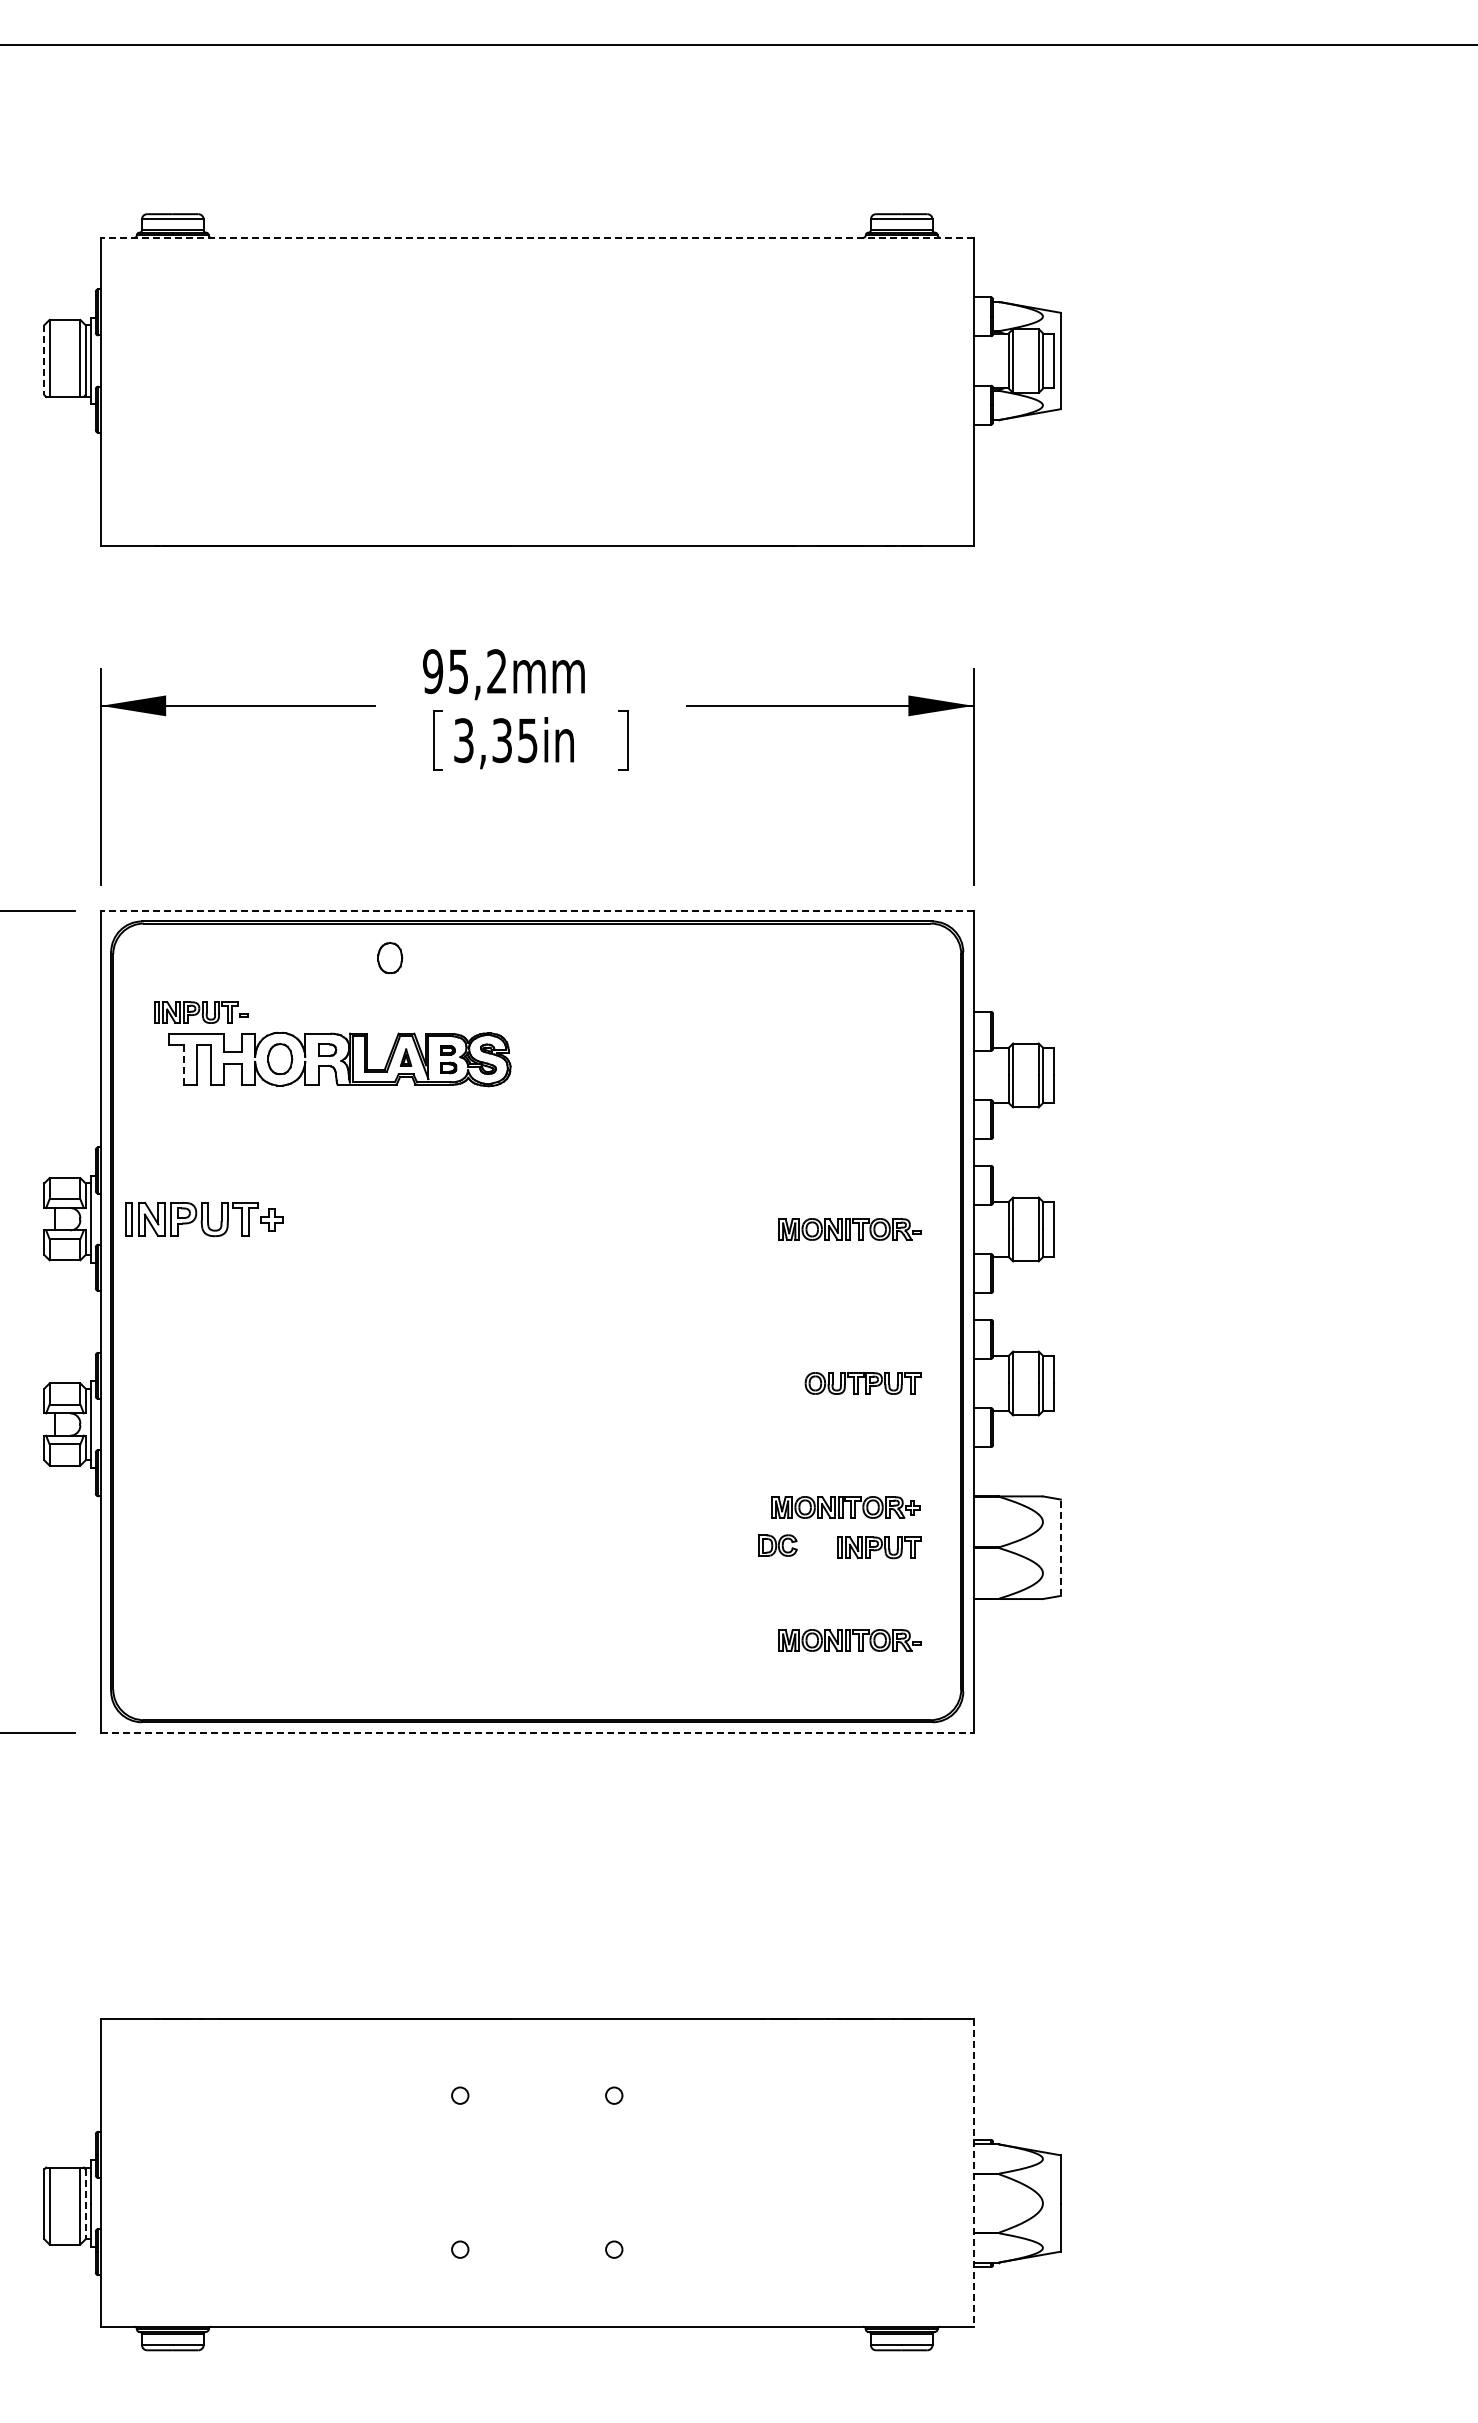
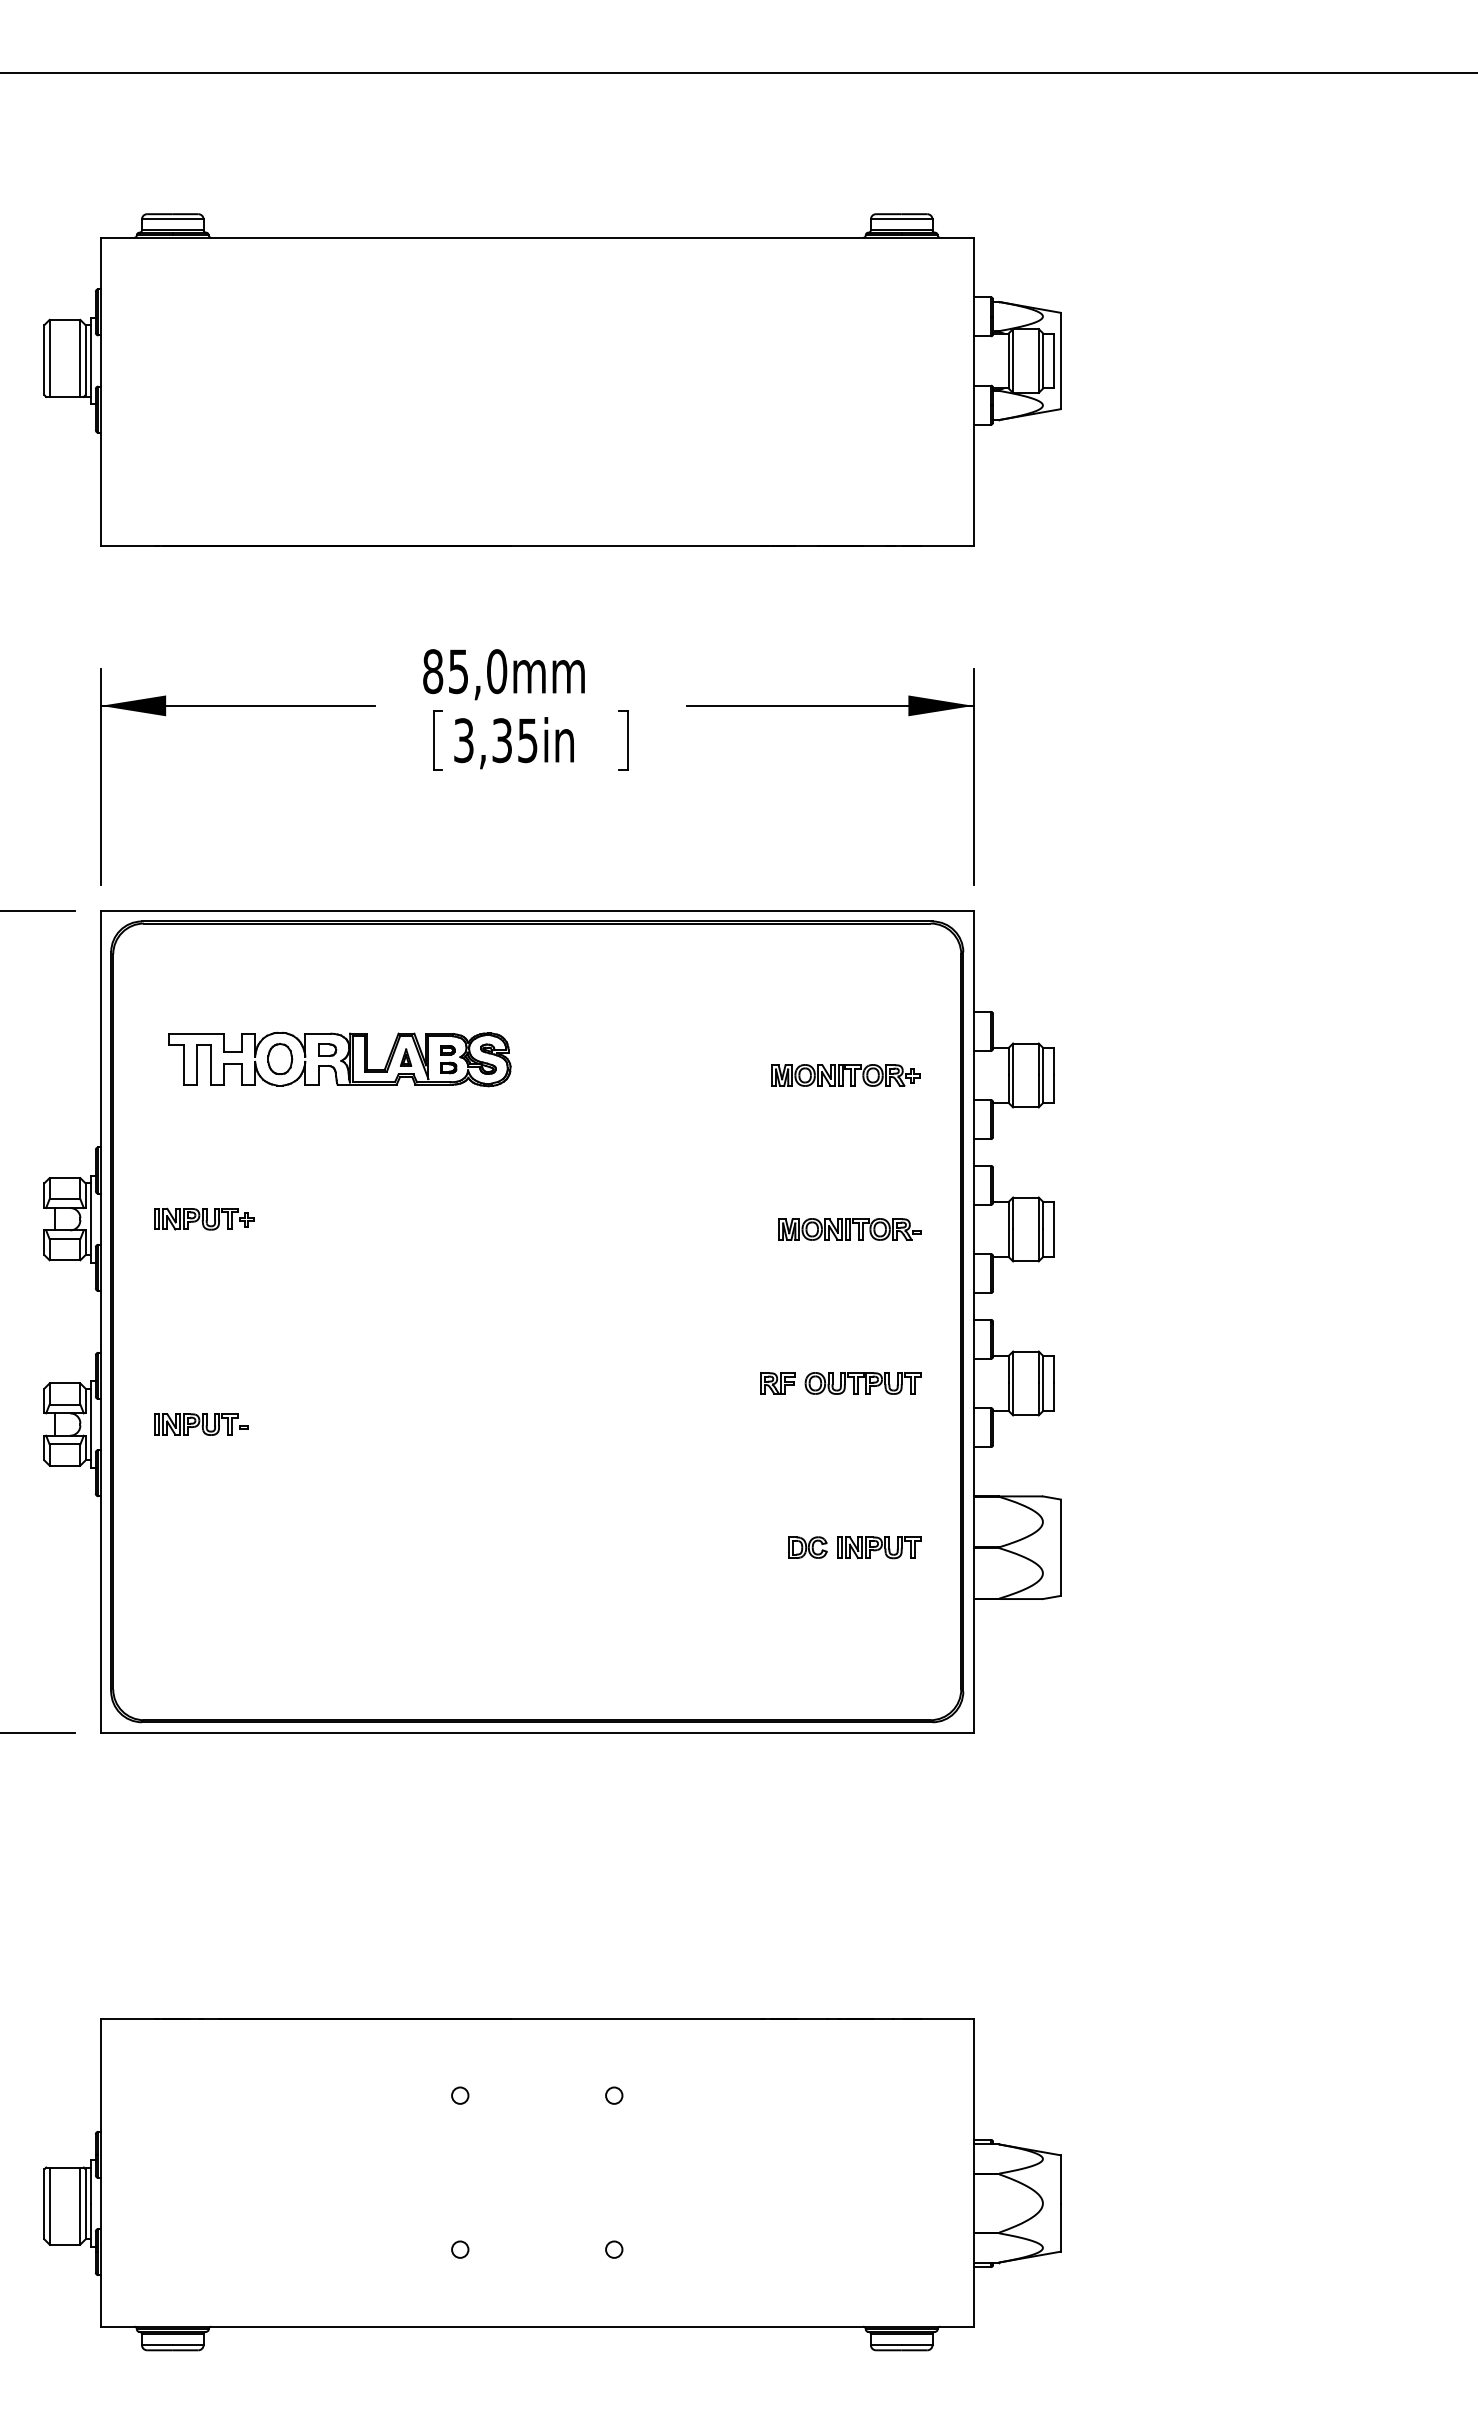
line position: (738, 44) -> (738, 72) (738, 72)
line: dashed -> solid (536, 237)
line: dashed -> solid (44, 360)
text: 95,2mm -> 85,0mm (465, 671)
line: dashed -> solid (536, 911)
part: present -> none (390, 958)
part position: (201, 1012) -> (201, 1424) (201, 1424)
line: dashed -> solid (183, 1064)
part size: 159x37 px -> 101x24 px (204, 1218)
part: none -> present (777, 1383)
part position: (845, 1507) -> (845, 1075) (845, 1075)
part position: (777, 1545) -> (807, 1547) (807, 1547)
line: dashed -> solid (1060, 1547)
part: present -> none (849, 1640)
line: dashed -> solid (537, 1732)
line: dashed -> solid (973, 2172)
line: dashed -> solid (85, 2204)
